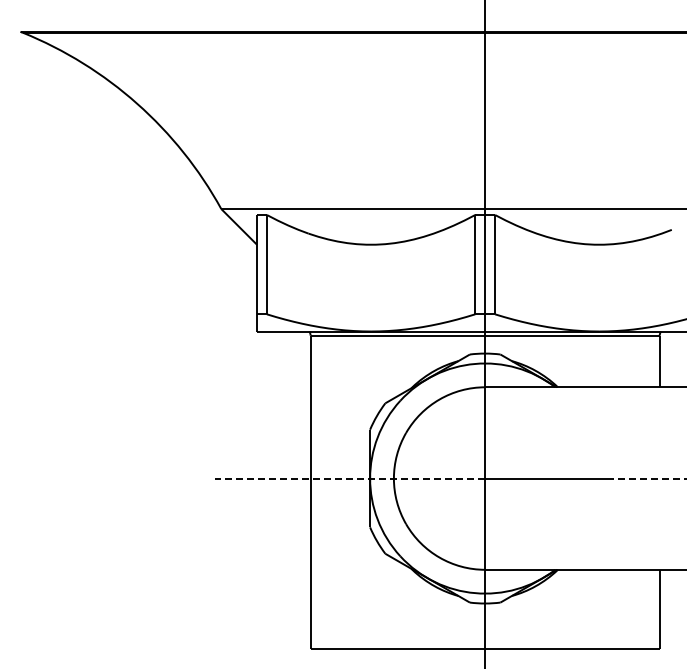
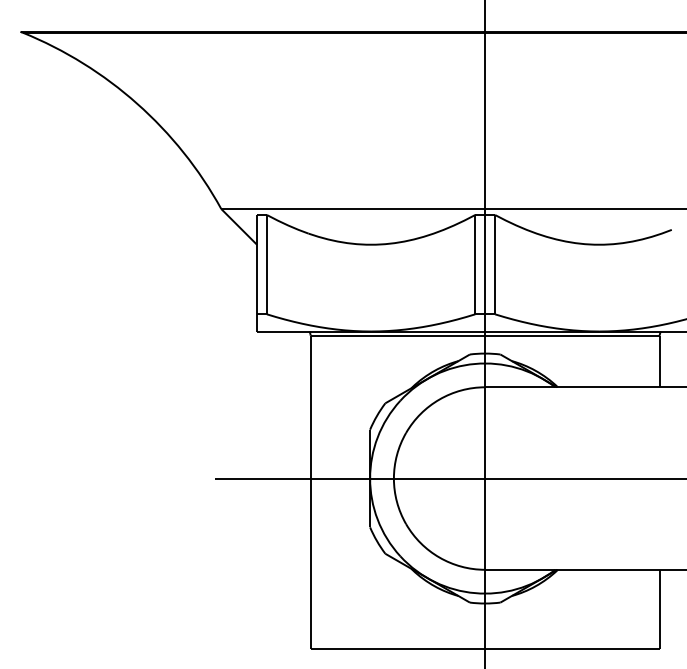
line: dashed -> solid (350, 478)
line: dashed -> solid (646, 478)
